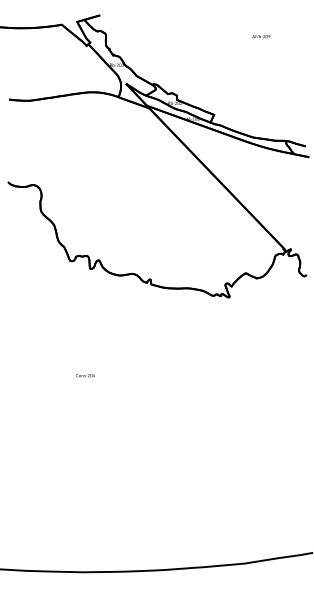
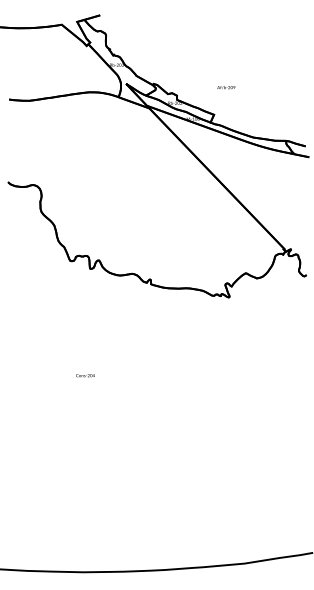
text position: (261, 36) -> (226, 87) (226, 87)
